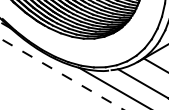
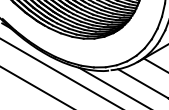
line: dashed -> solid (61, 74)
line: none -> present (35, 87)
